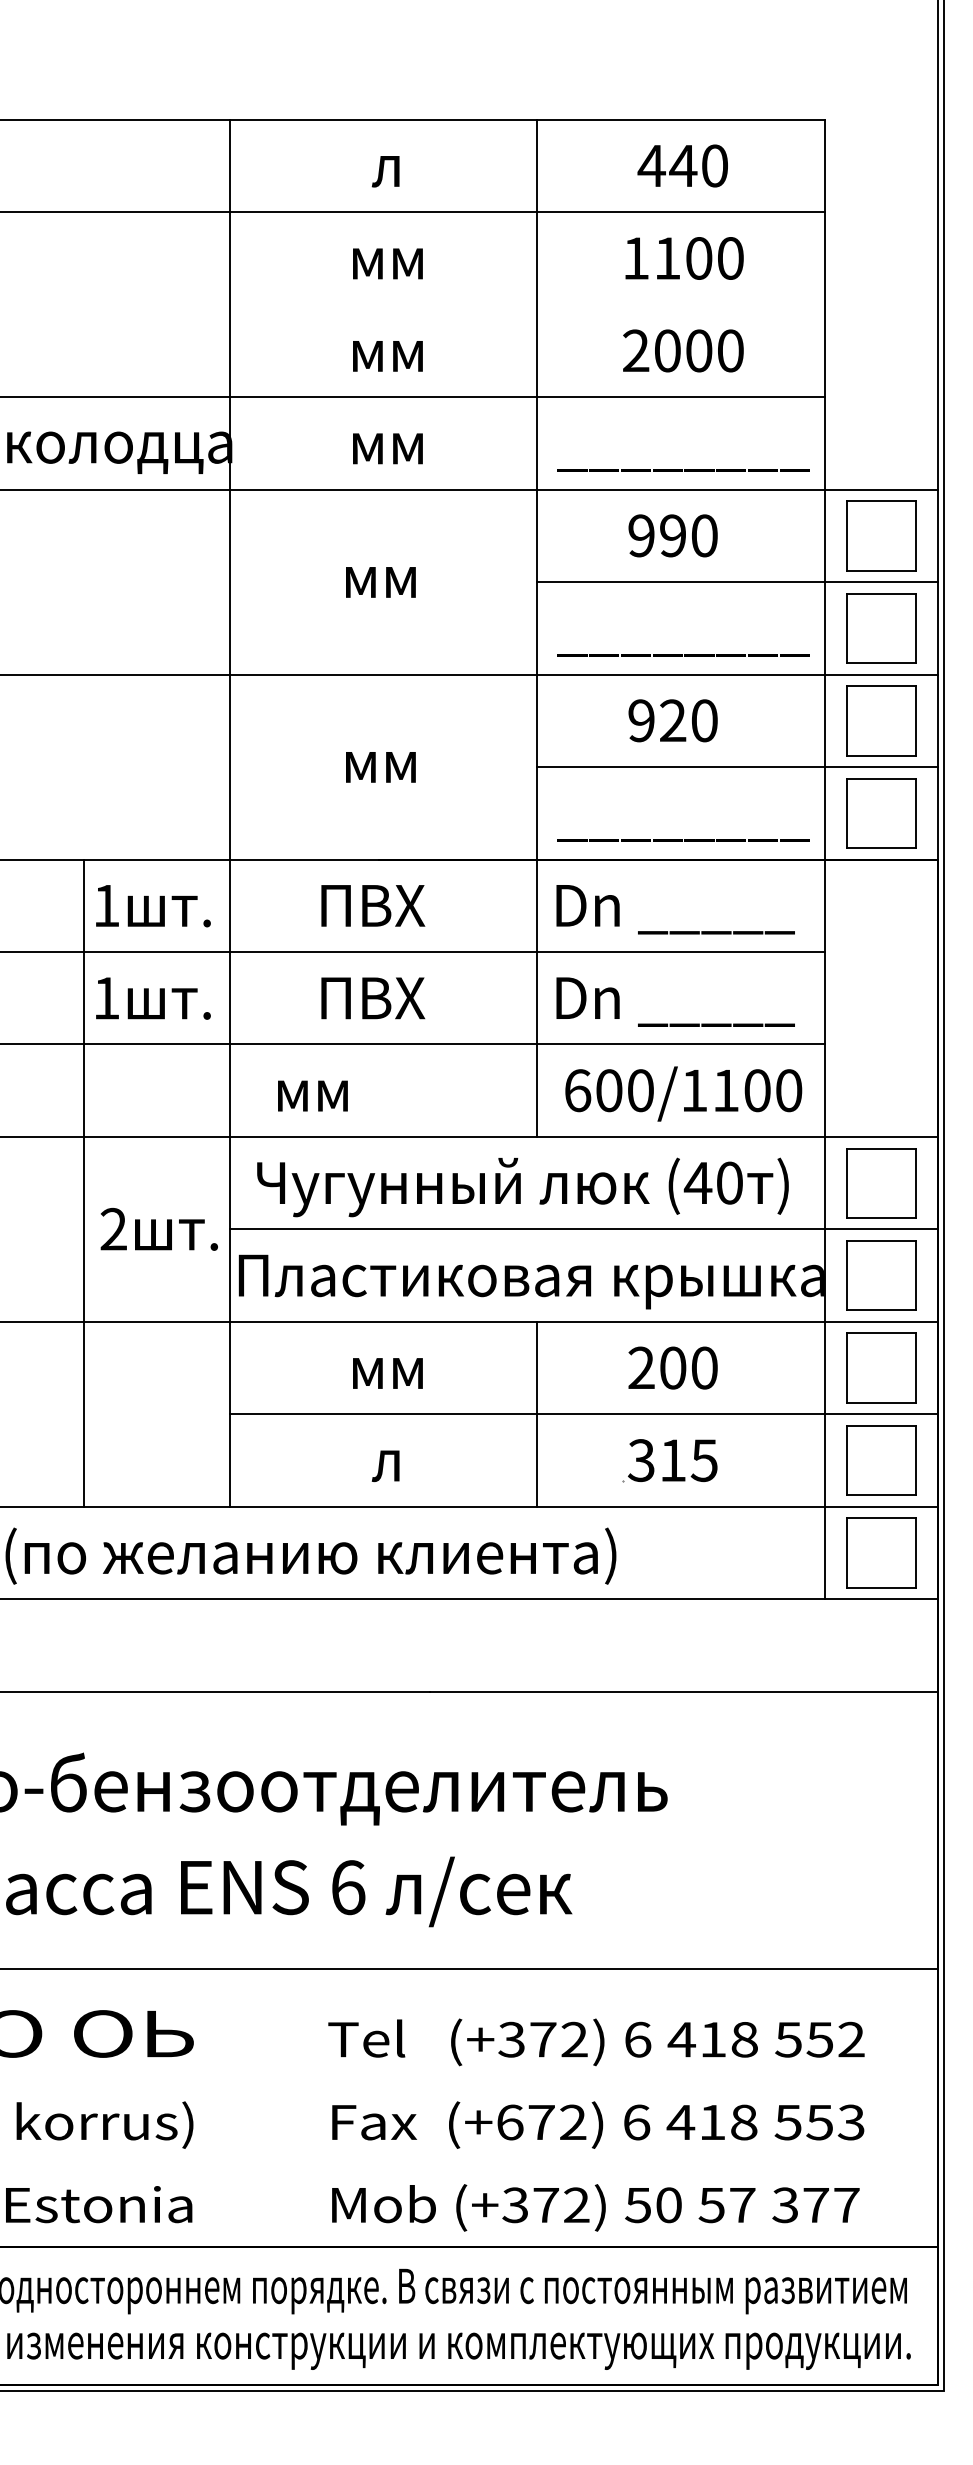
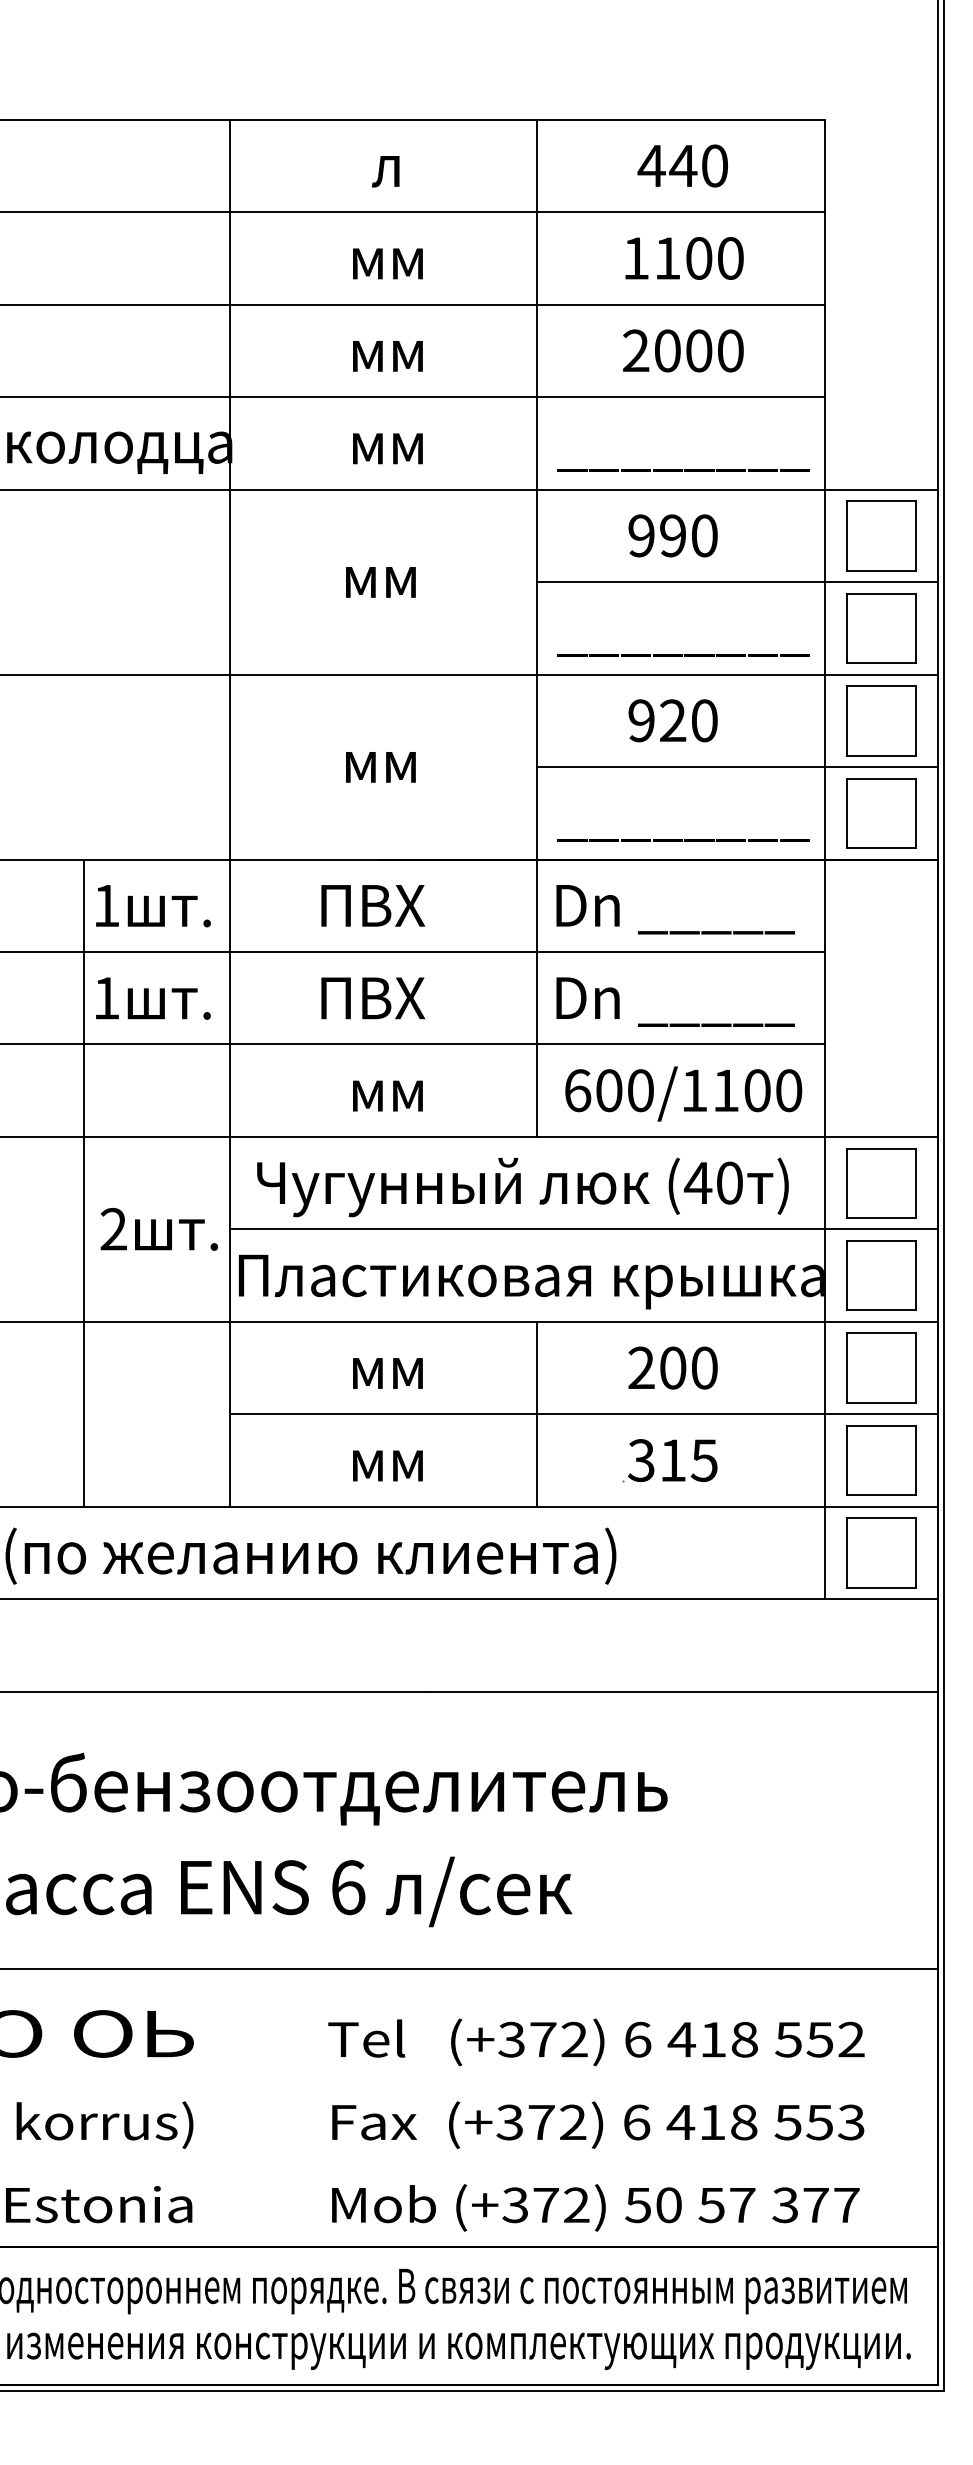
line: none -> present (413, 304)
text position: (312, 1095) -> (387, 1095) (387, 1095)
text: л -> мм (387, 1466)
text: (+672) -> (+372) (509, 2122)
